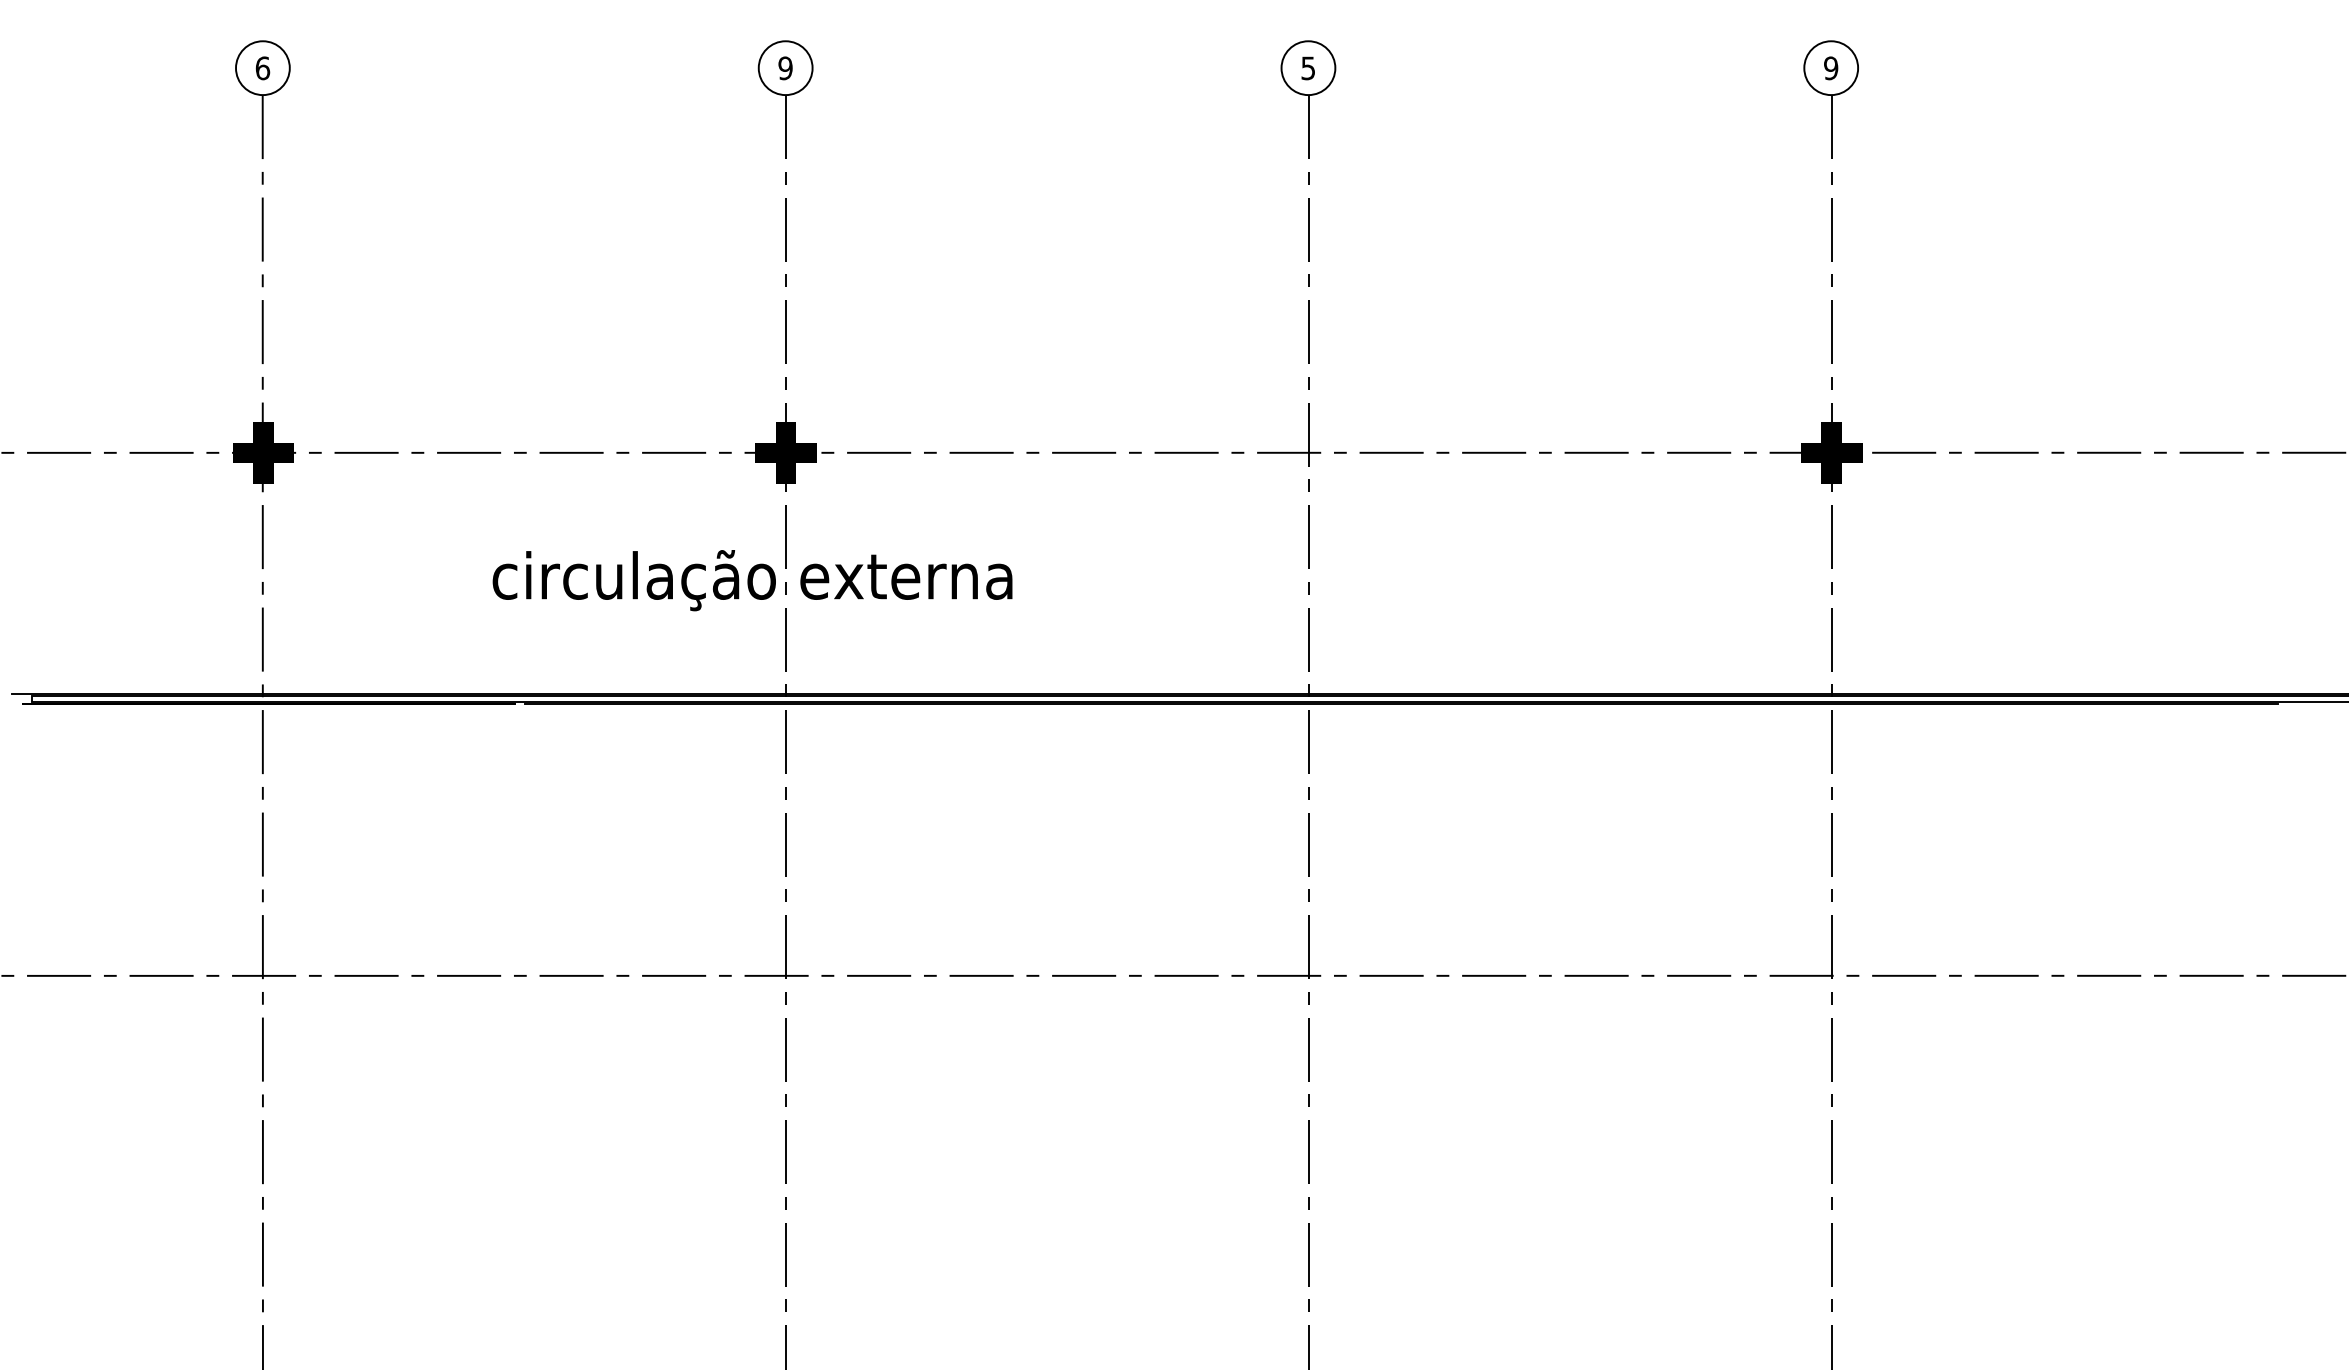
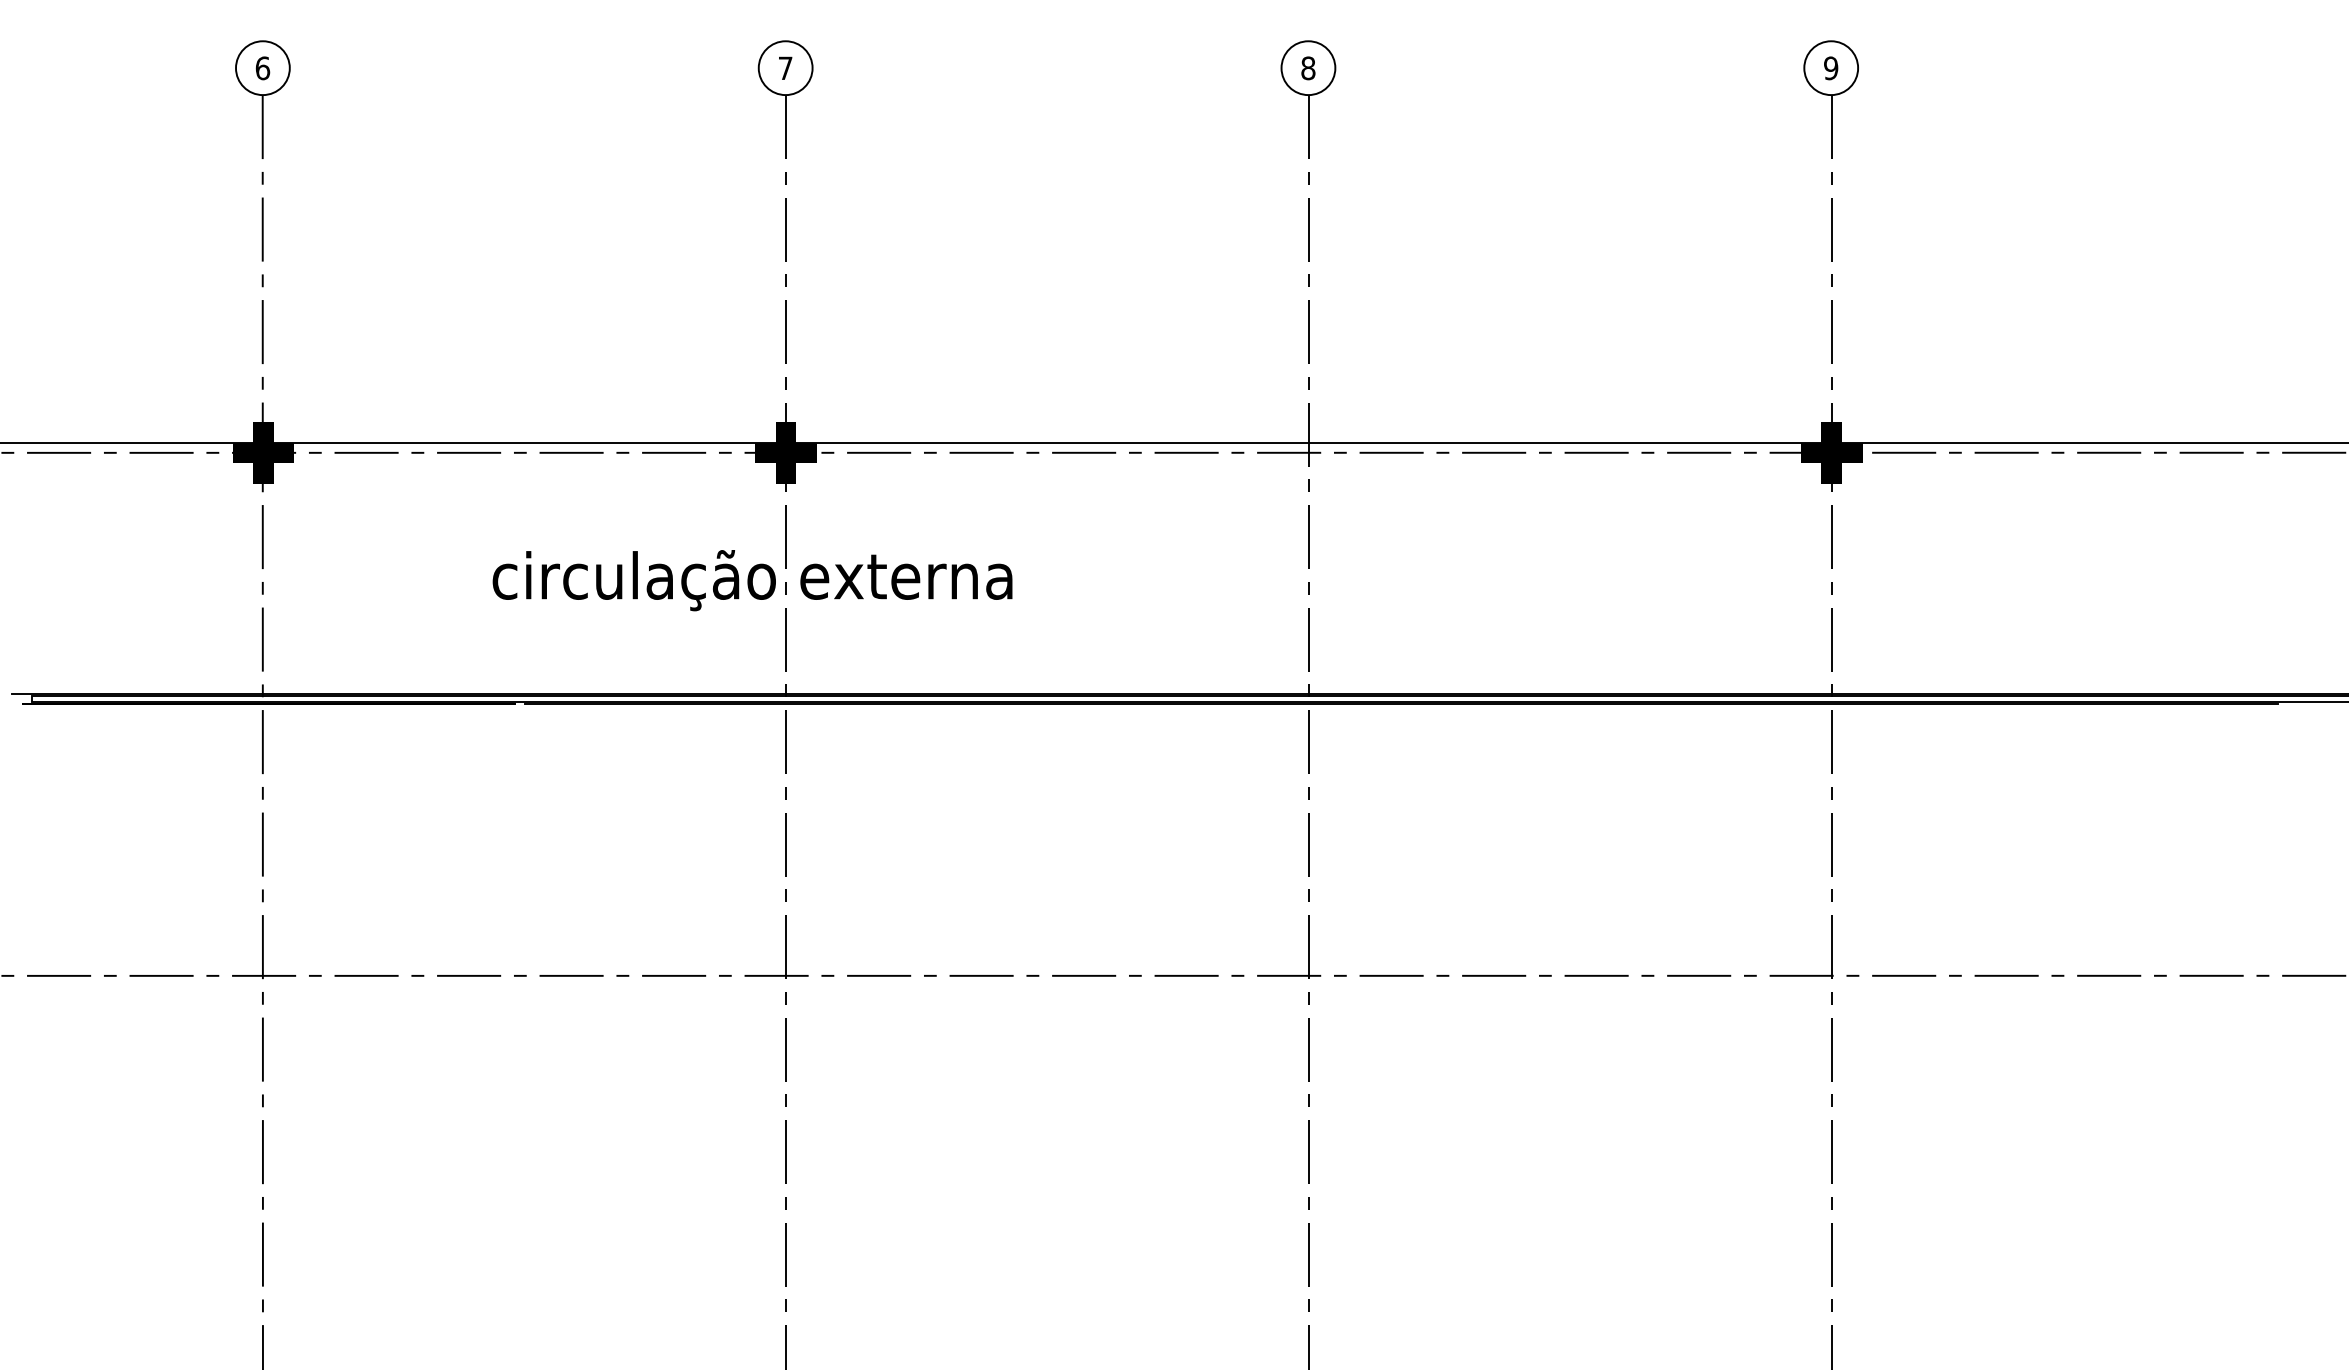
text: 9 -> 7 (785, 68)
text: 5 -> 8 (1308, 68)
line: none -> present (1173, 442)
